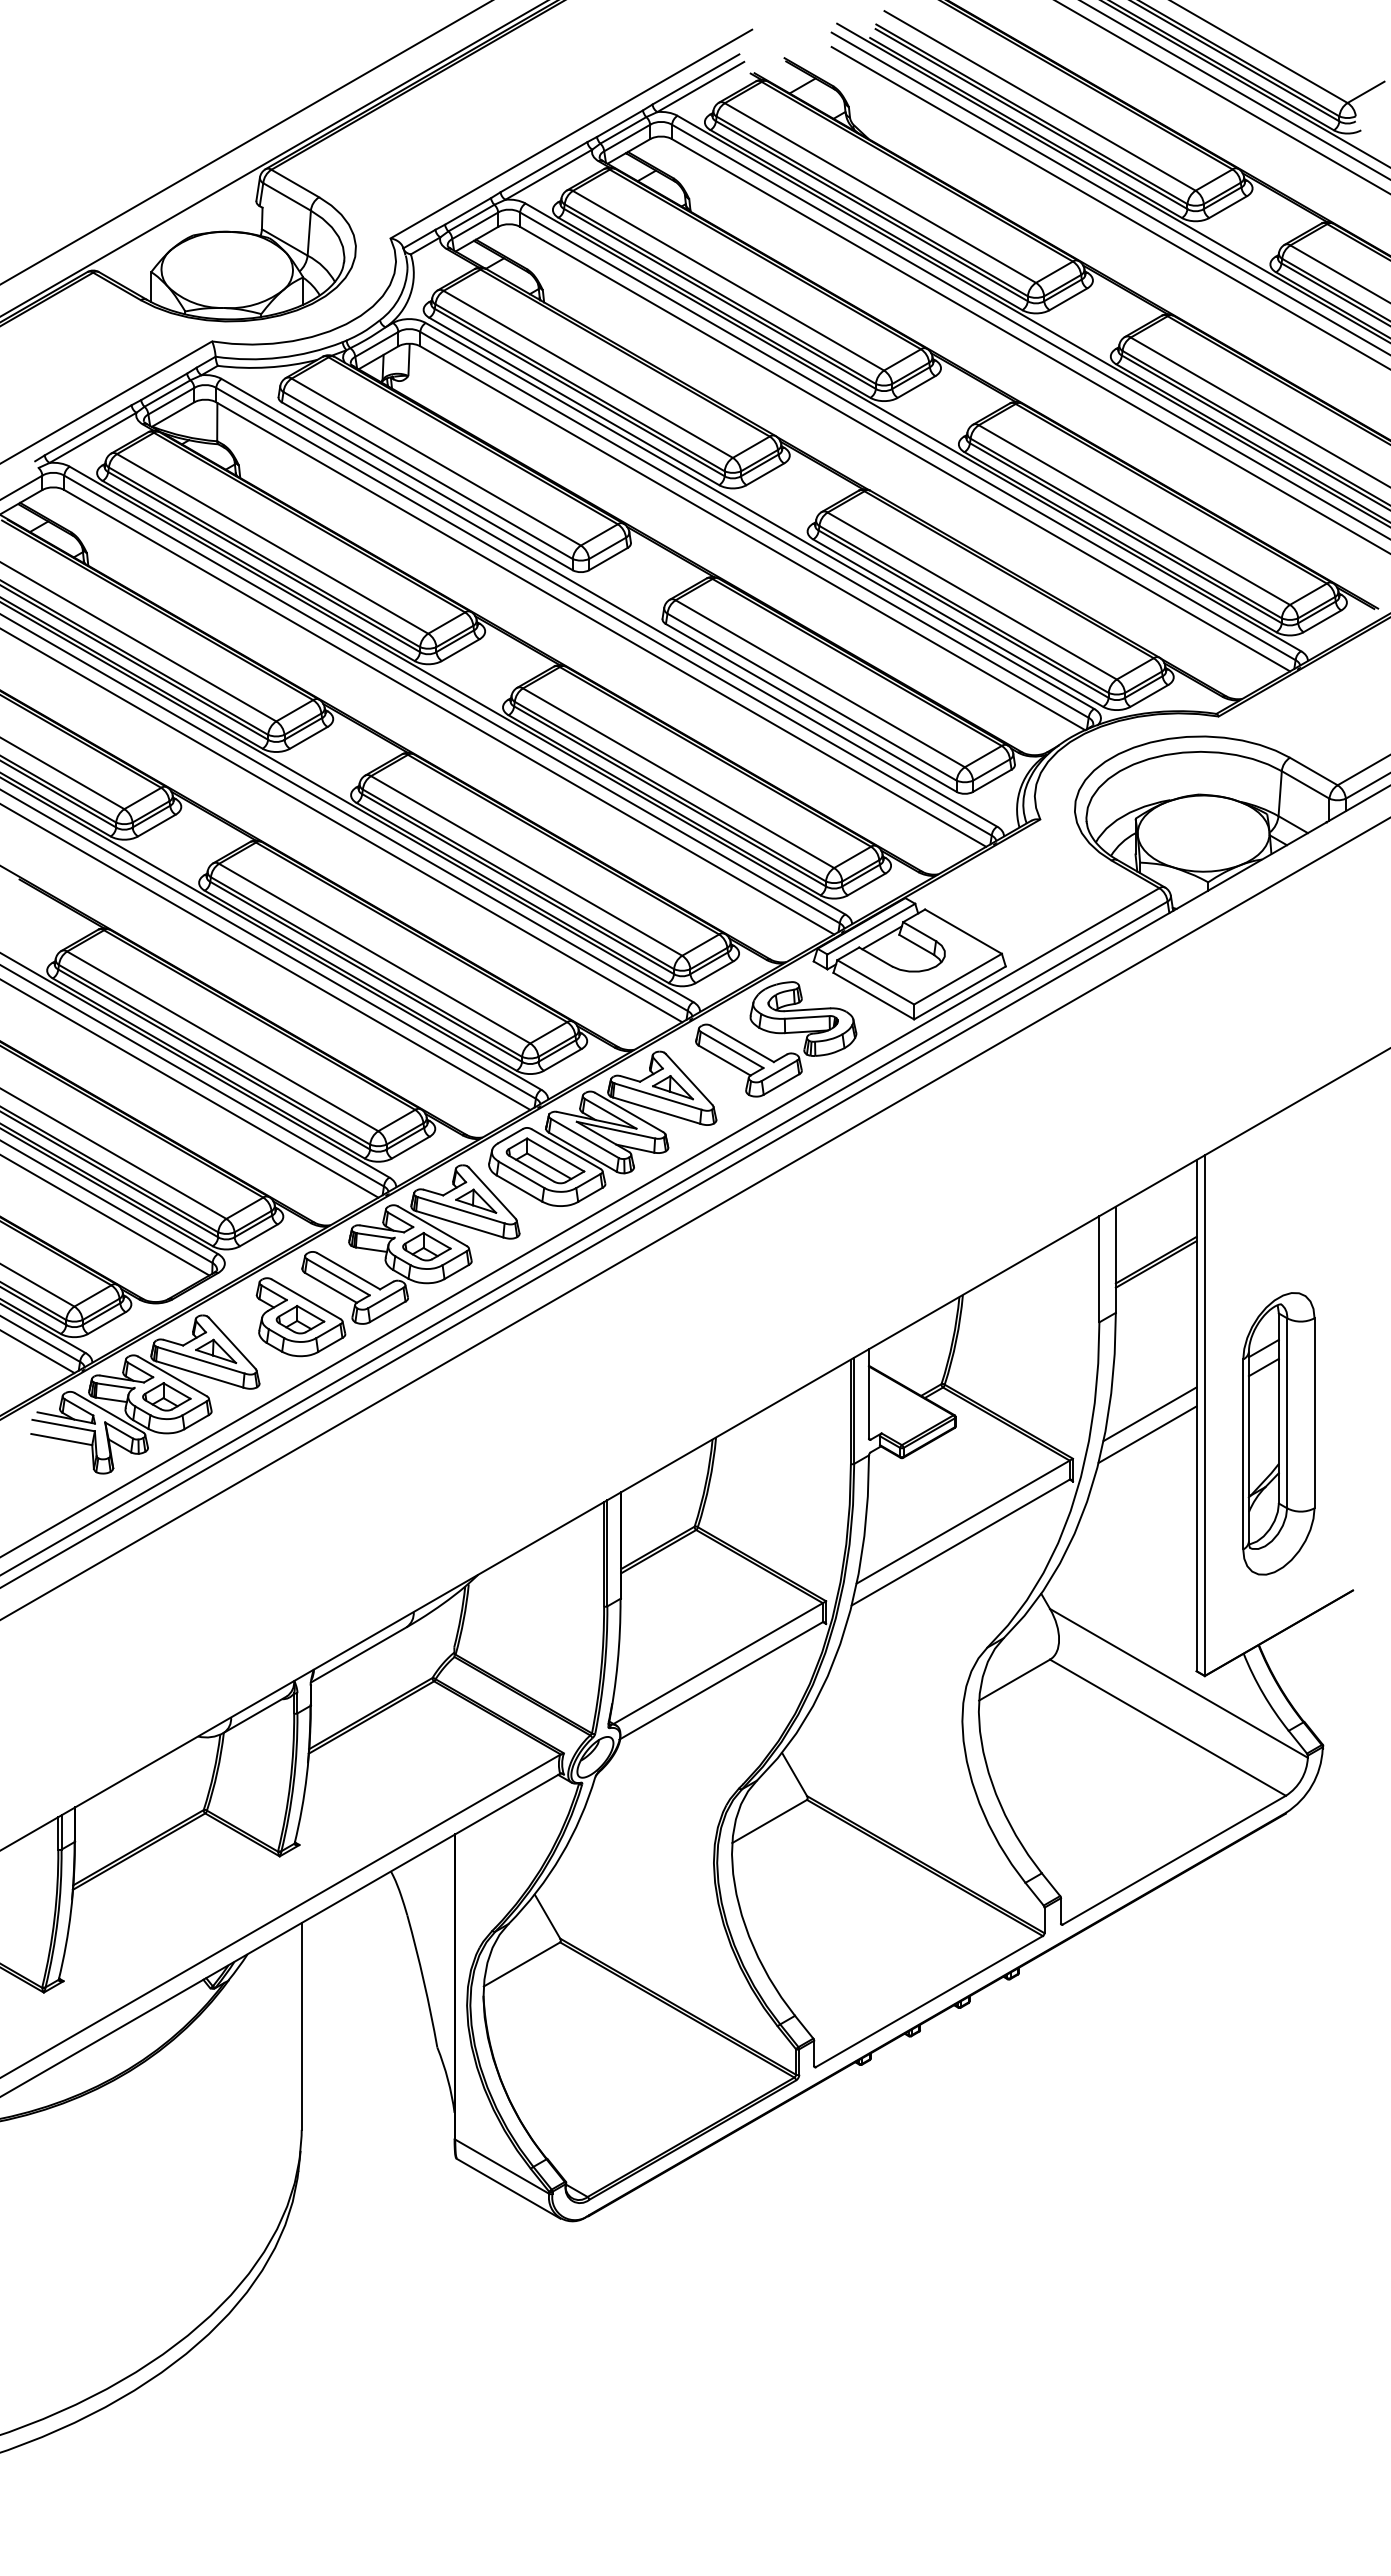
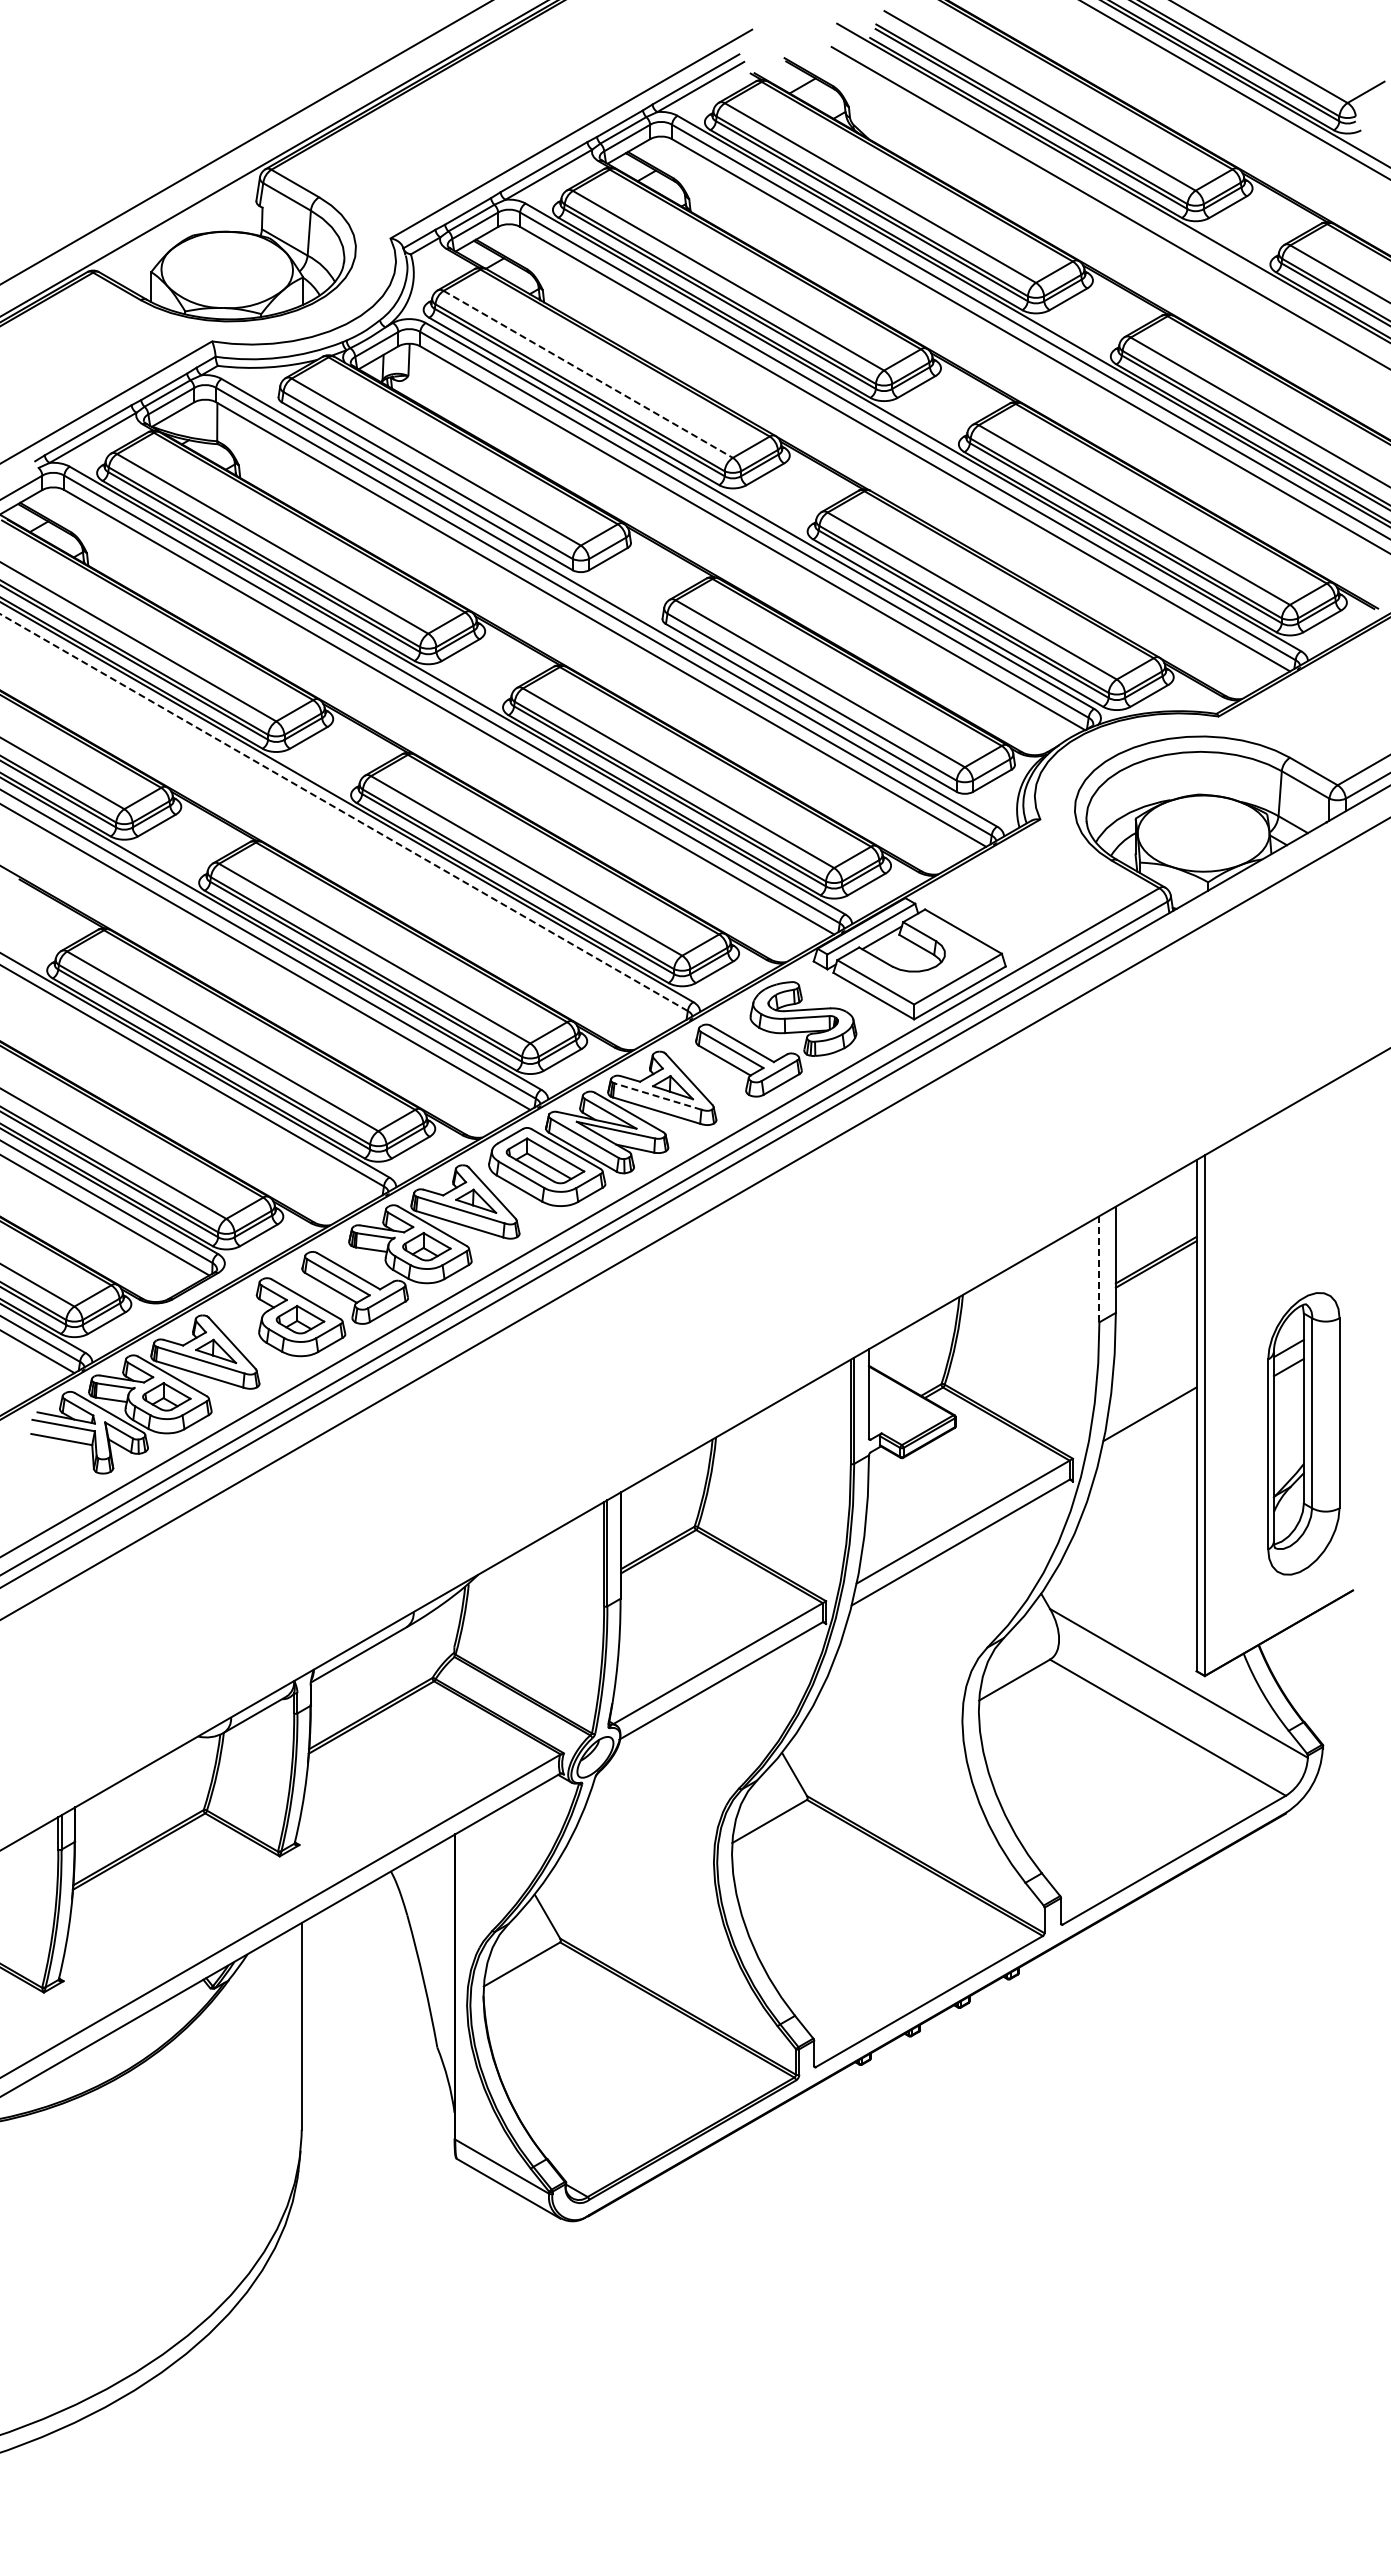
line: present -> none (1222, 97)
line: present -> none (1109, 192)
line: solid -> dashed (588, 374)
line: solid -> dashed (344, 812)
line: present -> none (342, 825)
line: present -> none (190, 1088)
line: solid -> dashed (657, 1096)
line: solid -> dashed (1099, 1269)
part position: (1278, 1433) -> (1303, 1433) (1303, 1433)
line: present -> none (1147, 1434)
